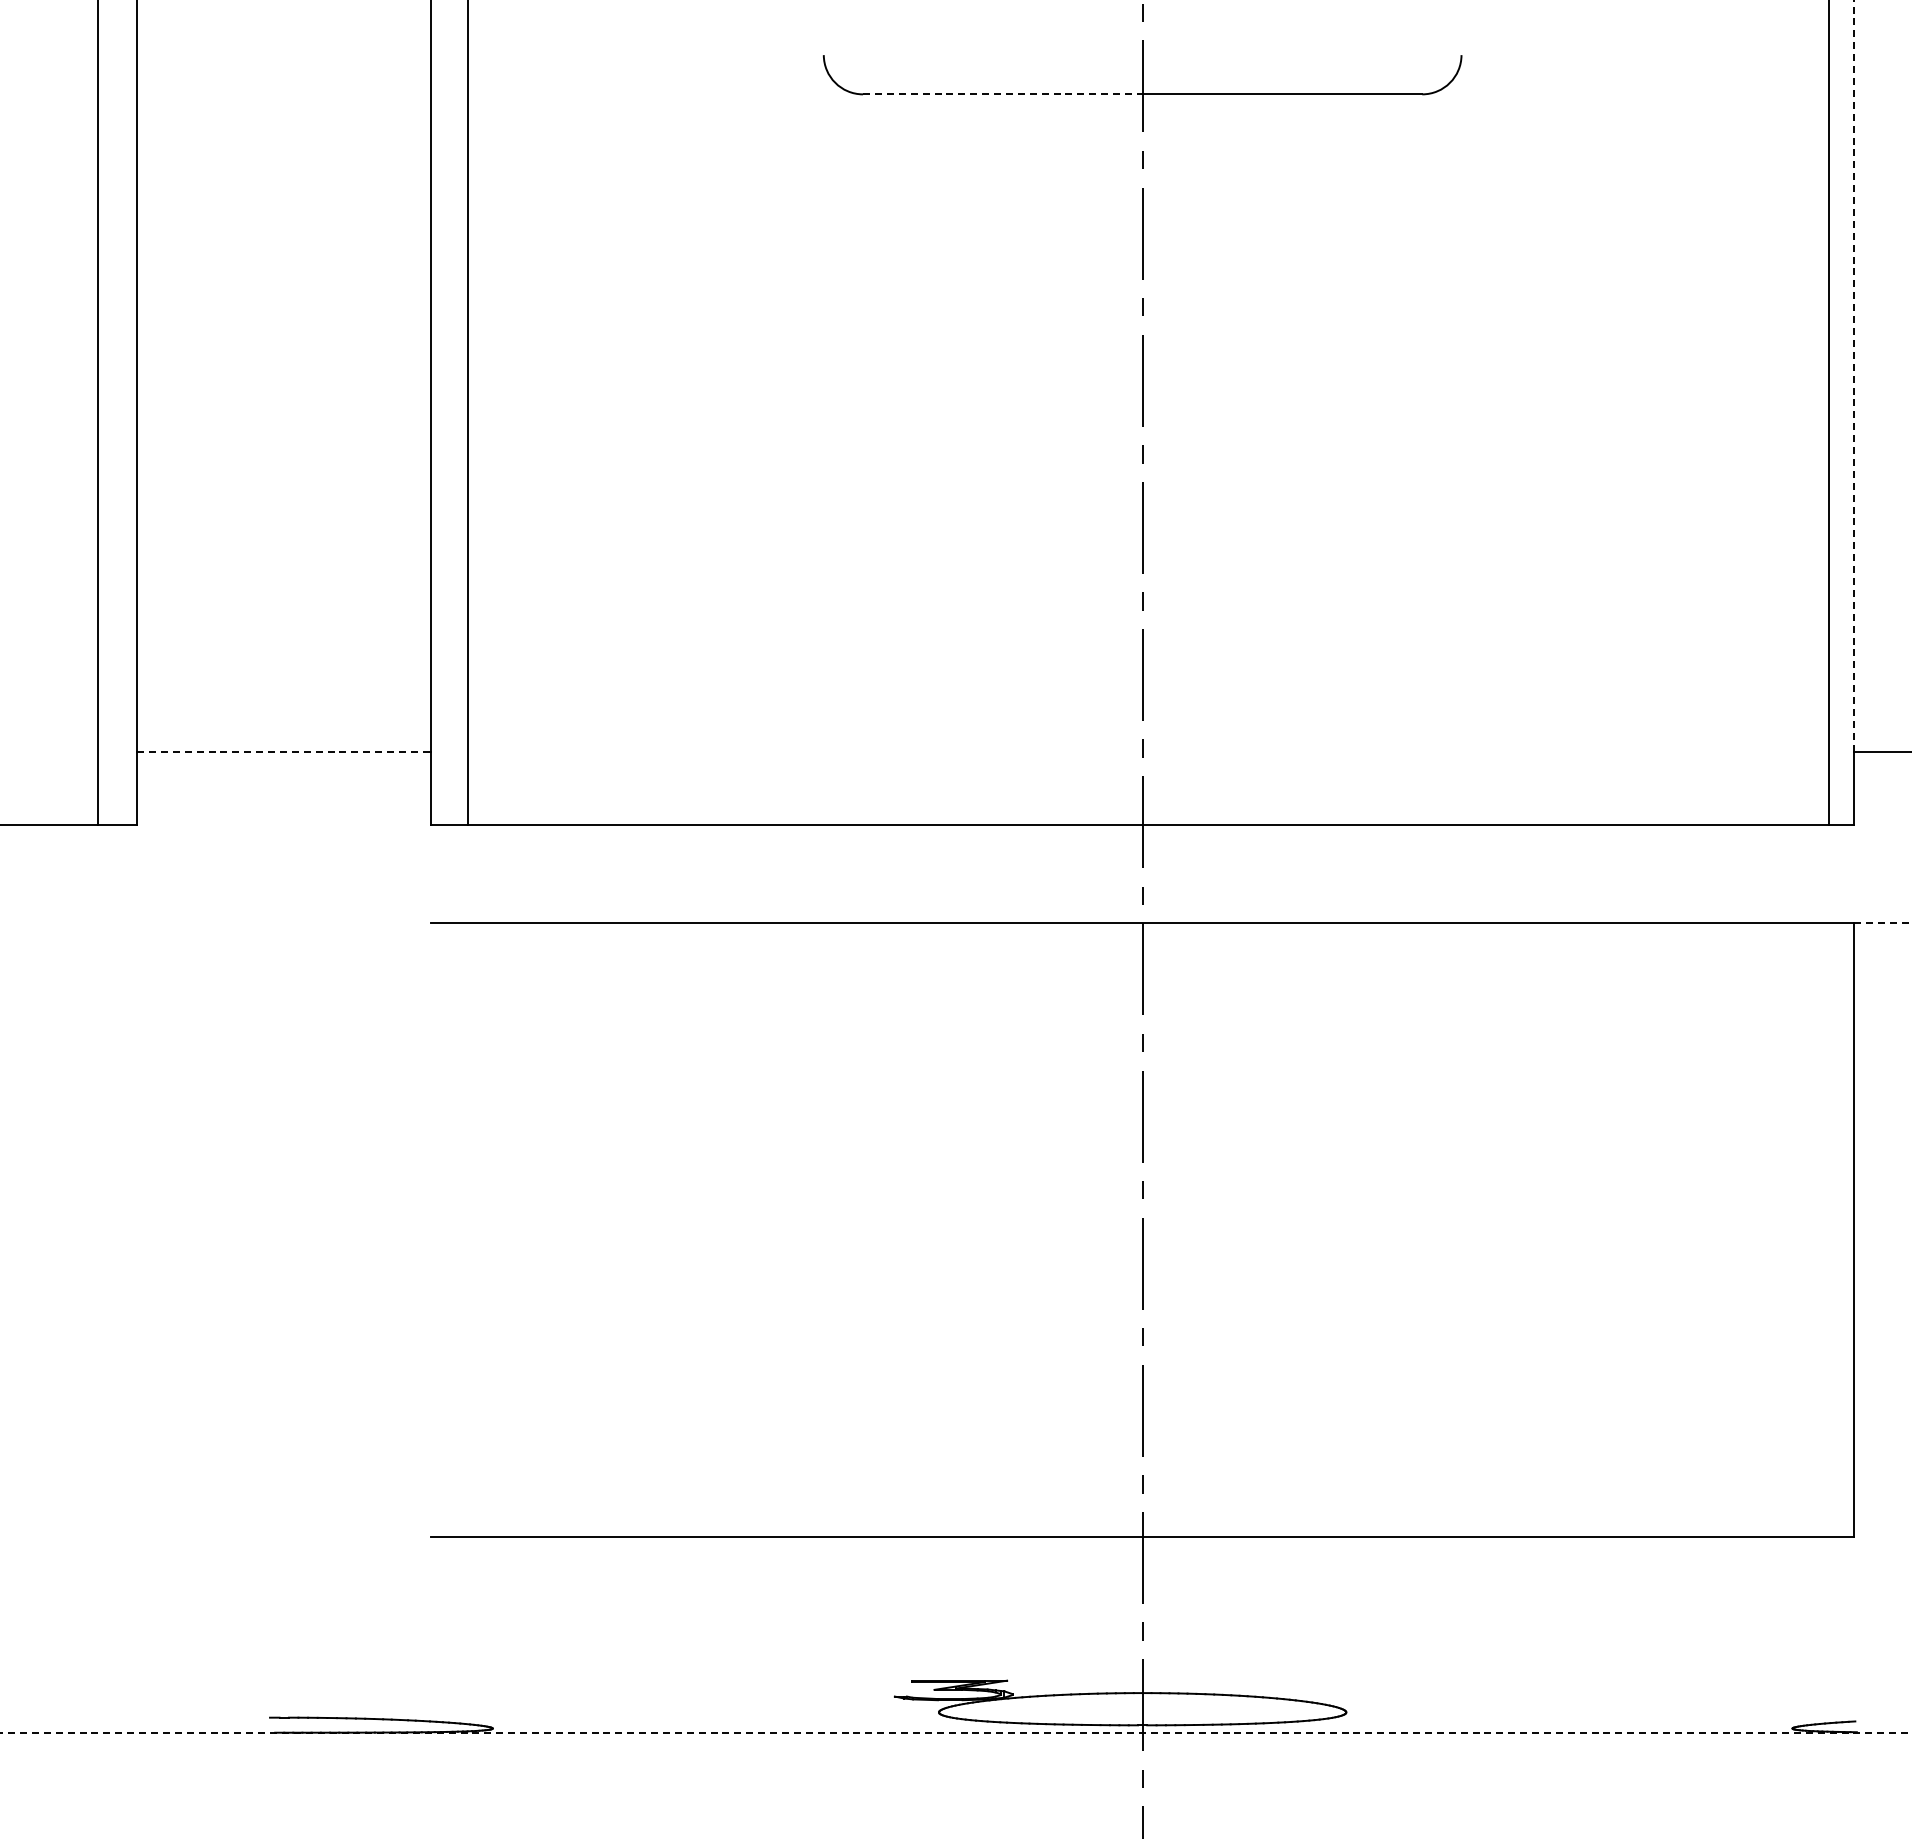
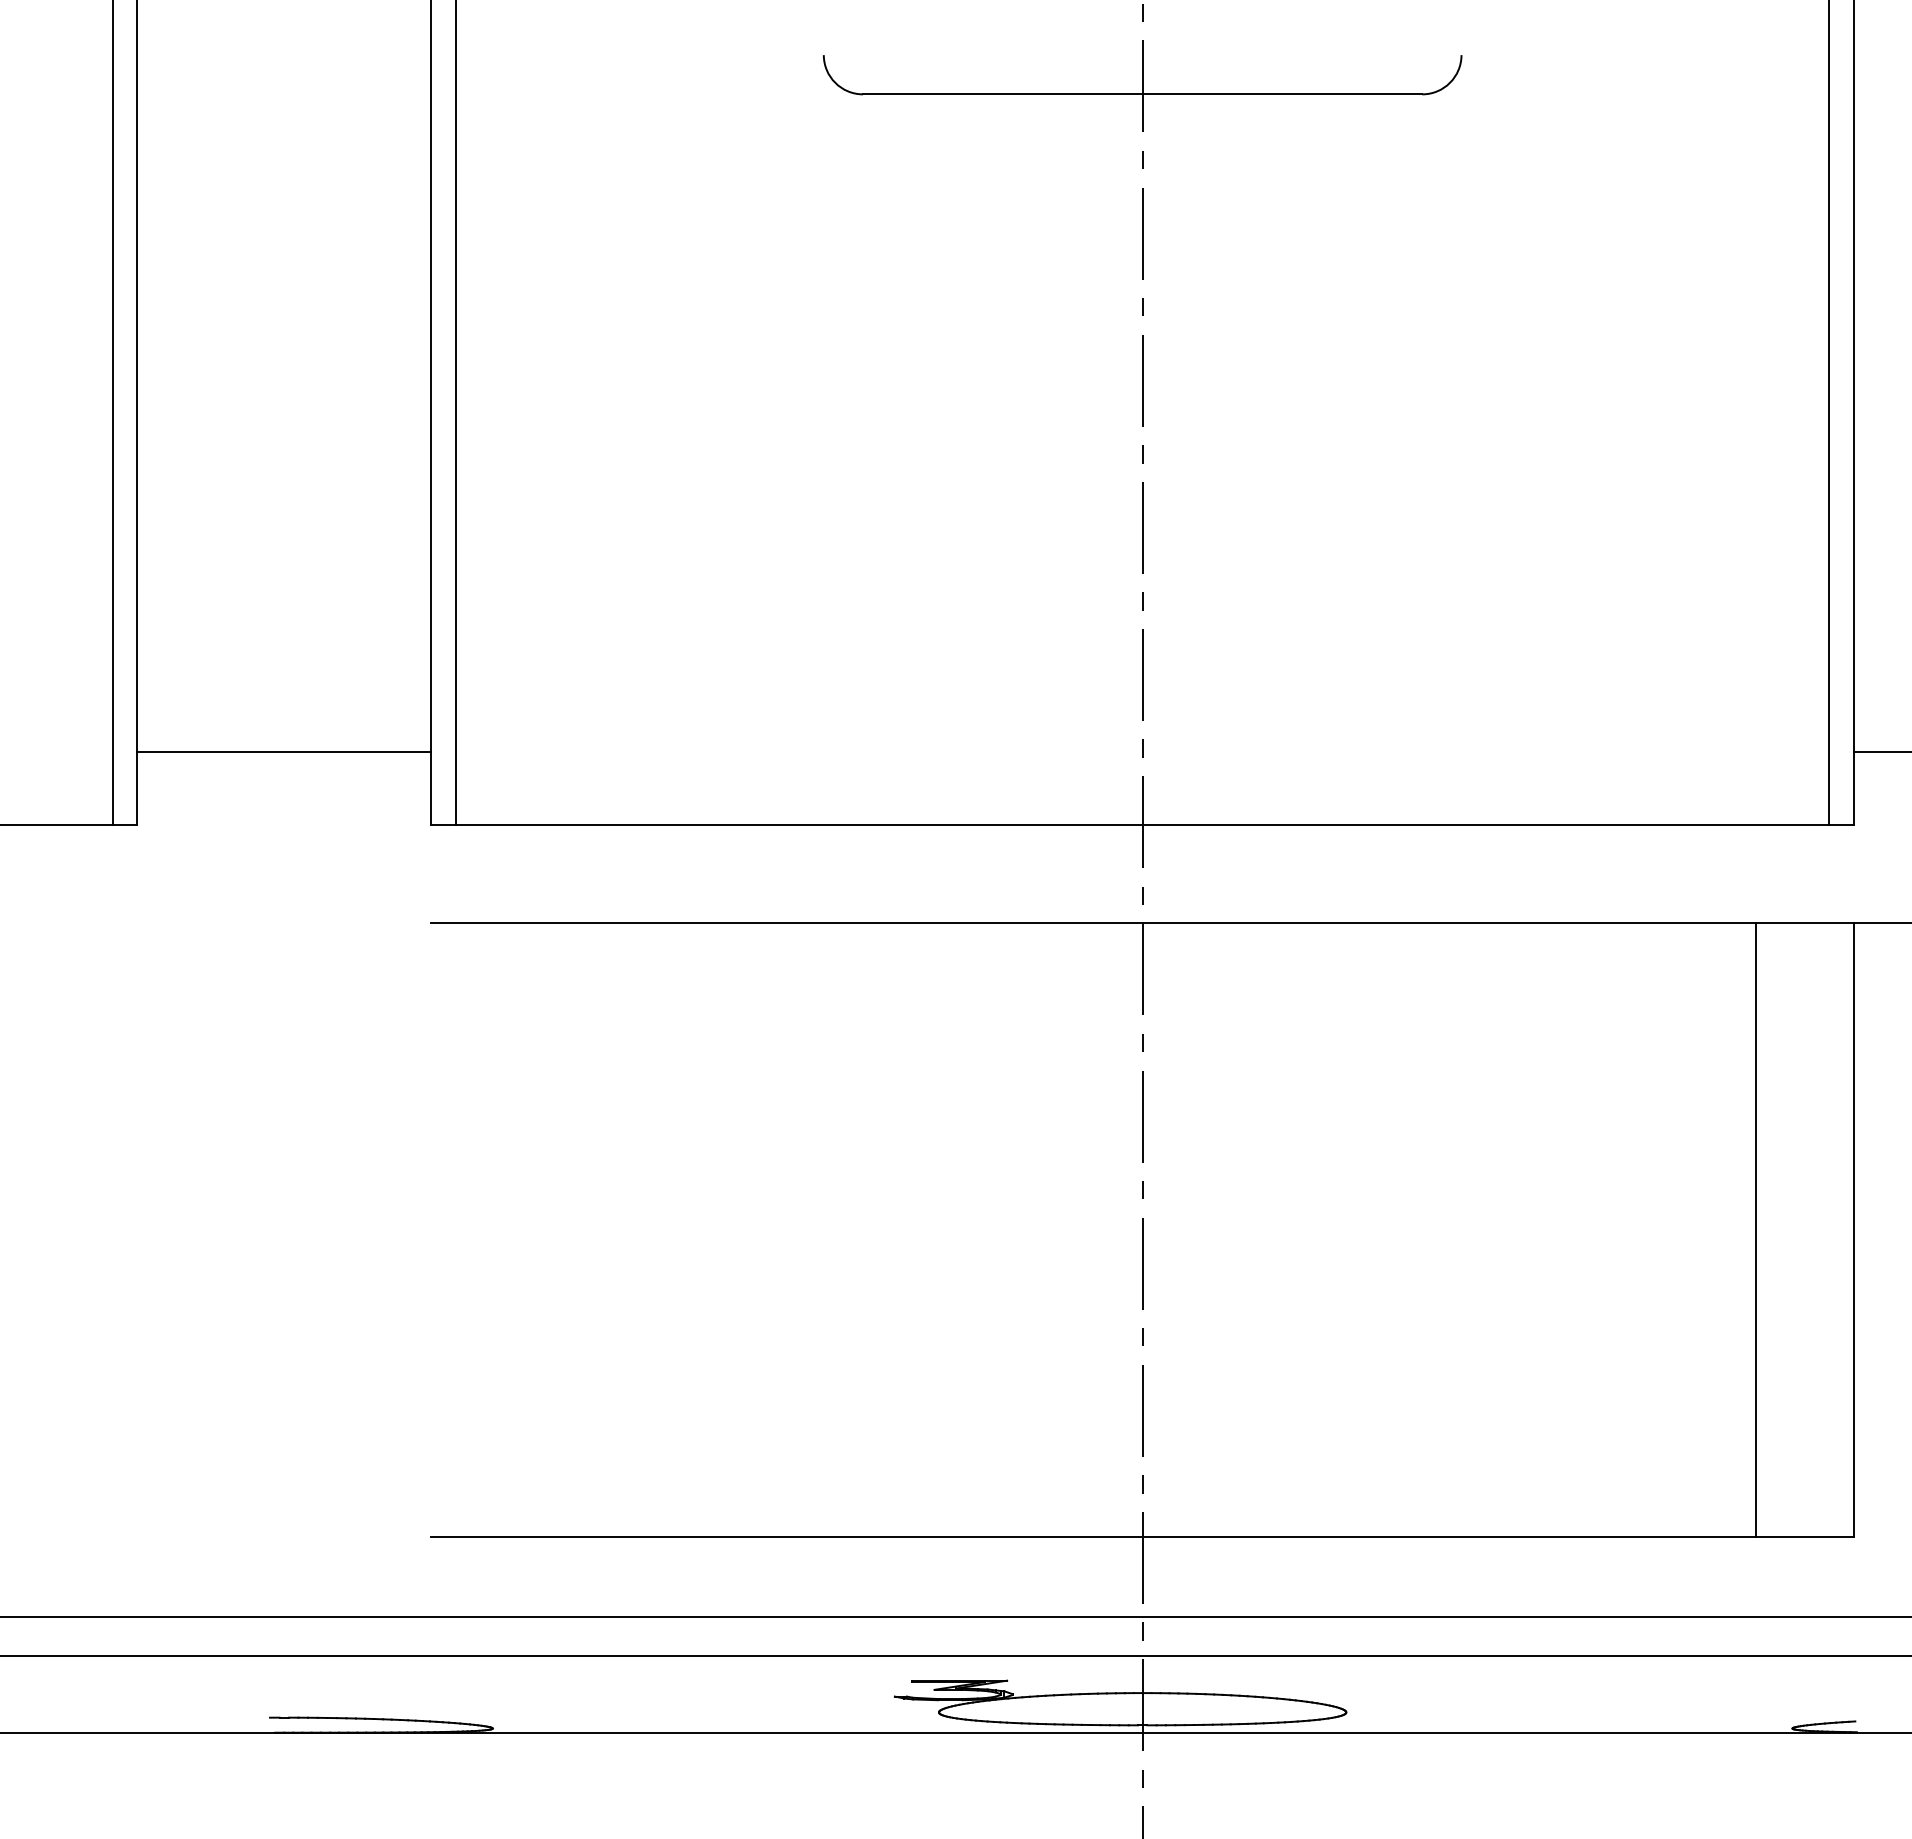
line: dashed -> solid (1002, 94)
line: dashed -> solid (1853, 375)
line position: (97, 413) -> (112, 413) (112, 413)
line position: (467, 413) -> (455, 413) (455, 413)
line: dashed -> solid (284, 751)
line: dashed -> solid (1882, 923)
line: none -> present (1755, 1229)
line: none -> present (955, 1617)
line: none -> present (955, 1656)
line: dashed -> solid (956, 1732)
